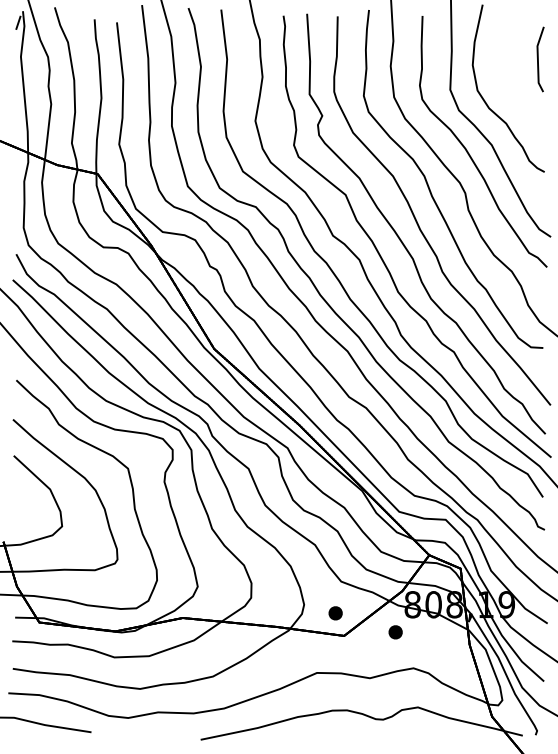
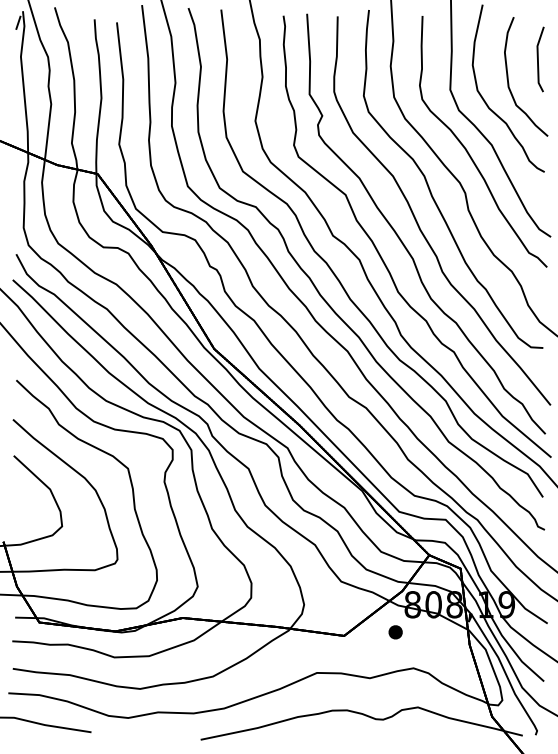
part: none -> present (508, 76)
part: present -> none (335, 613)
